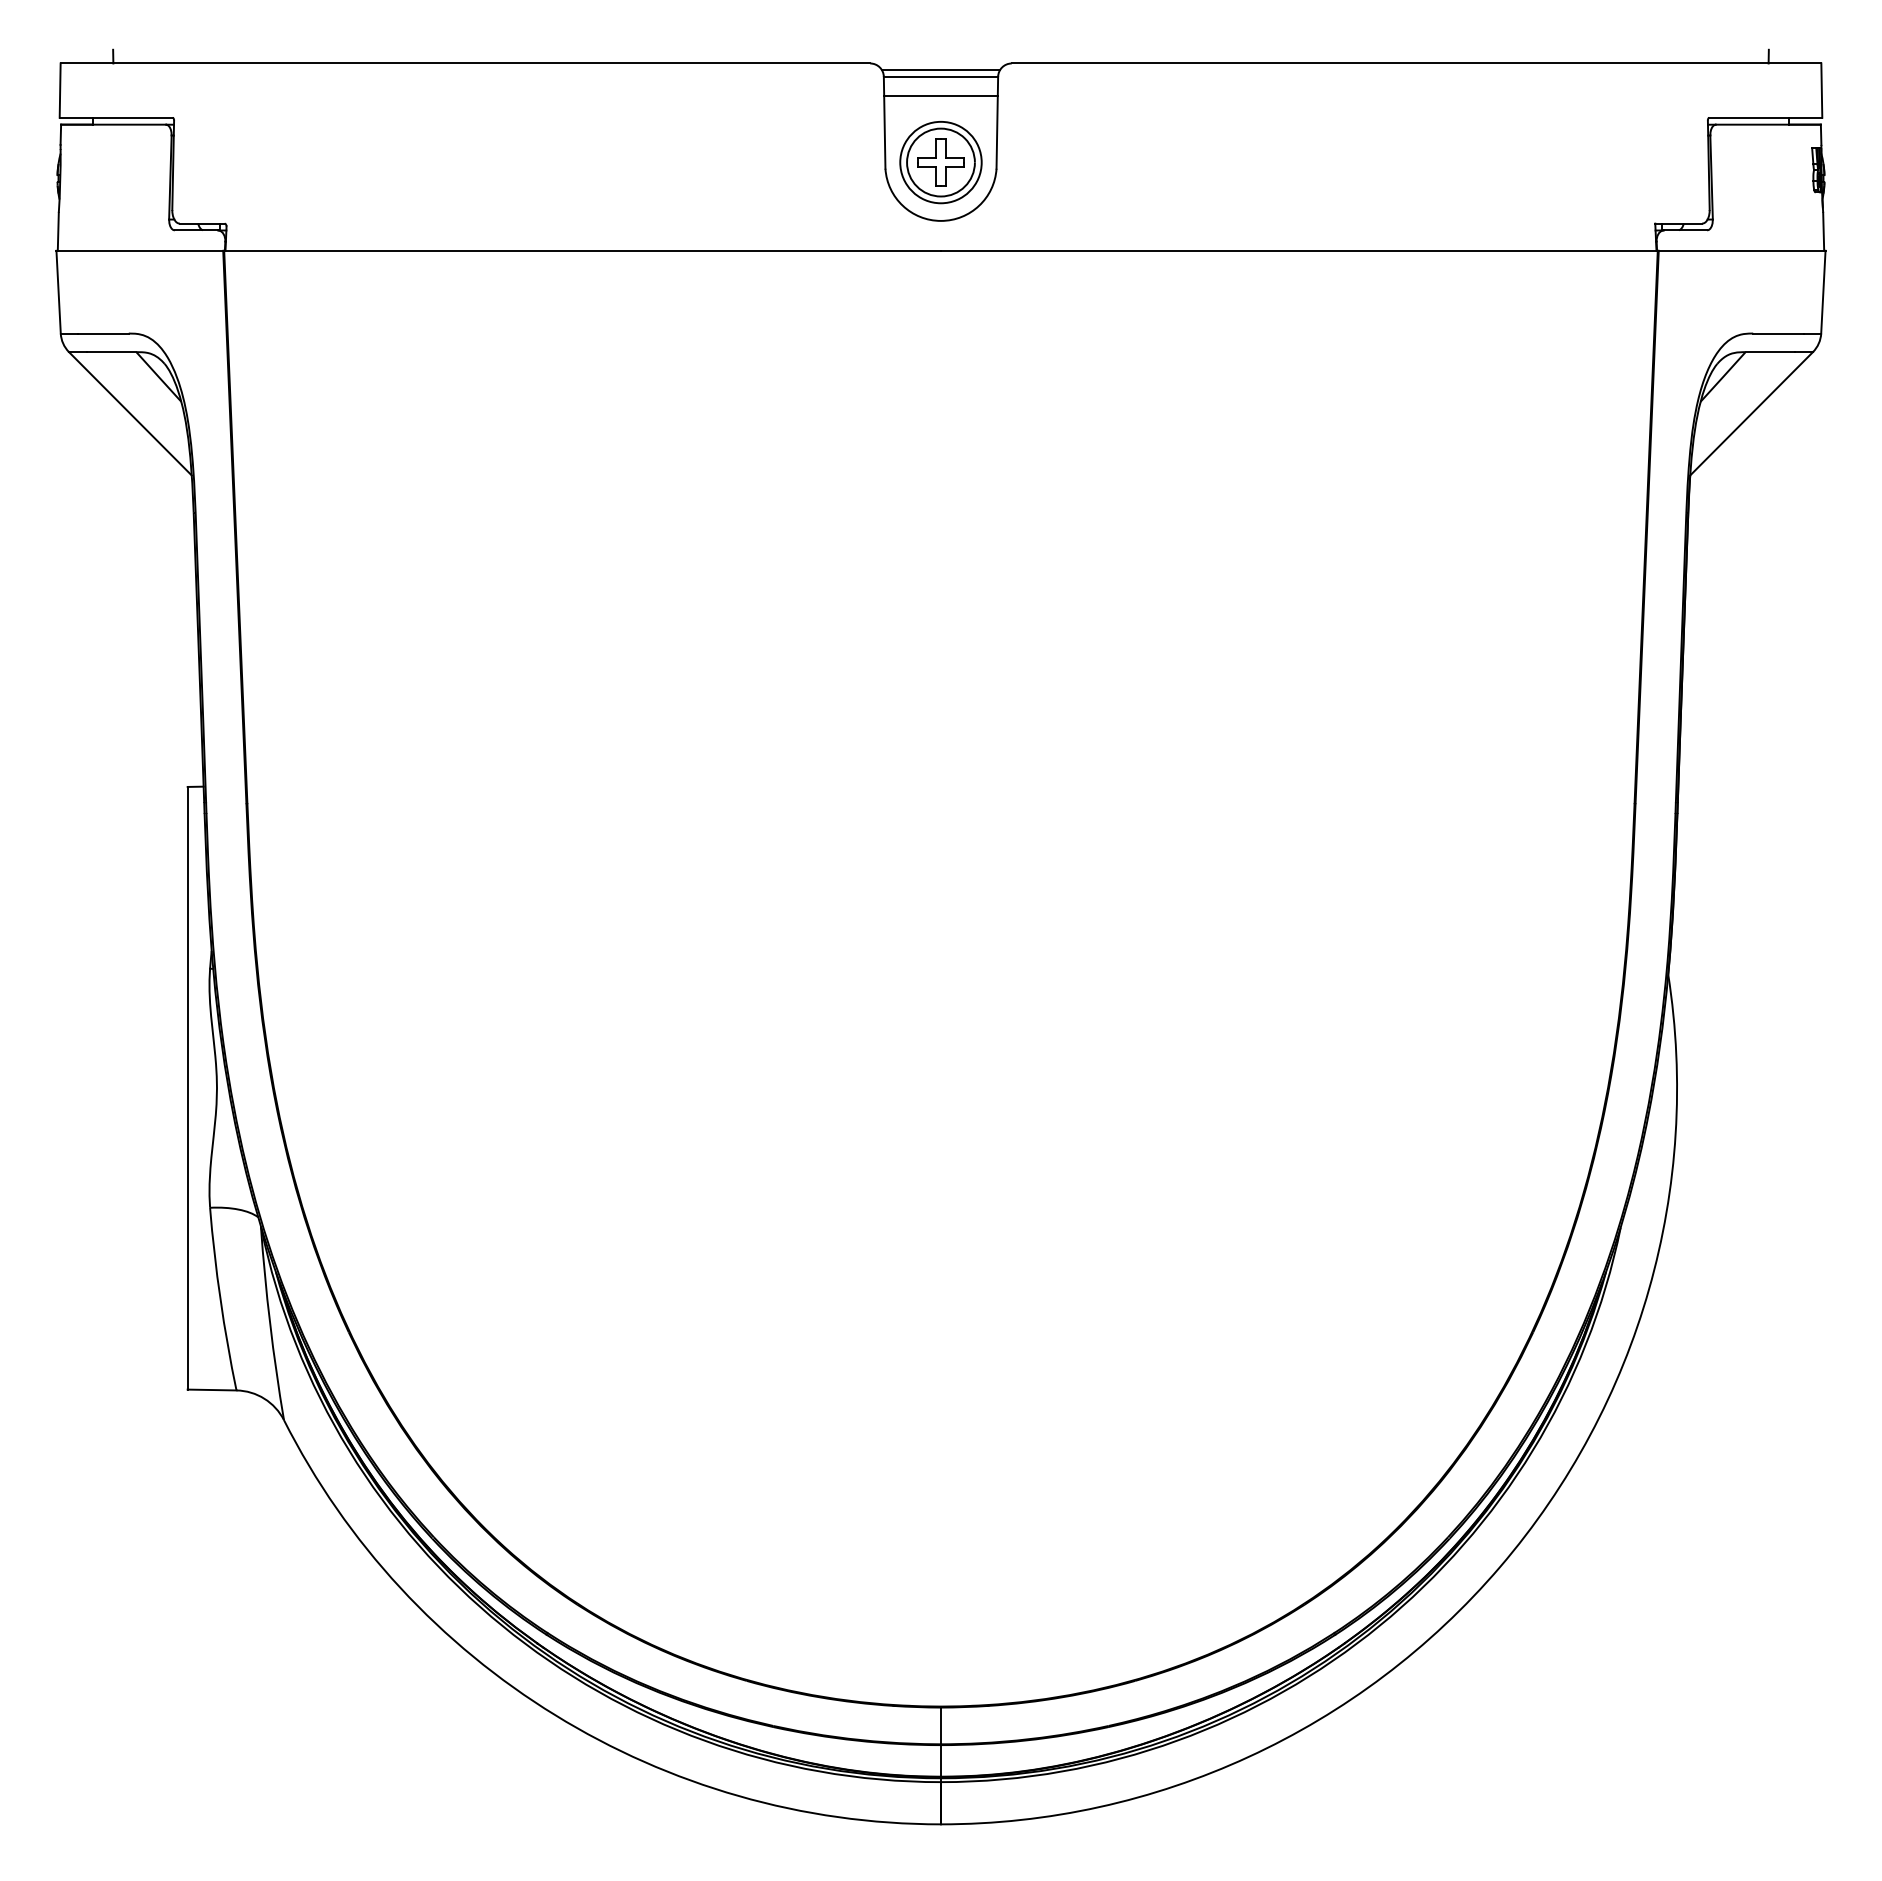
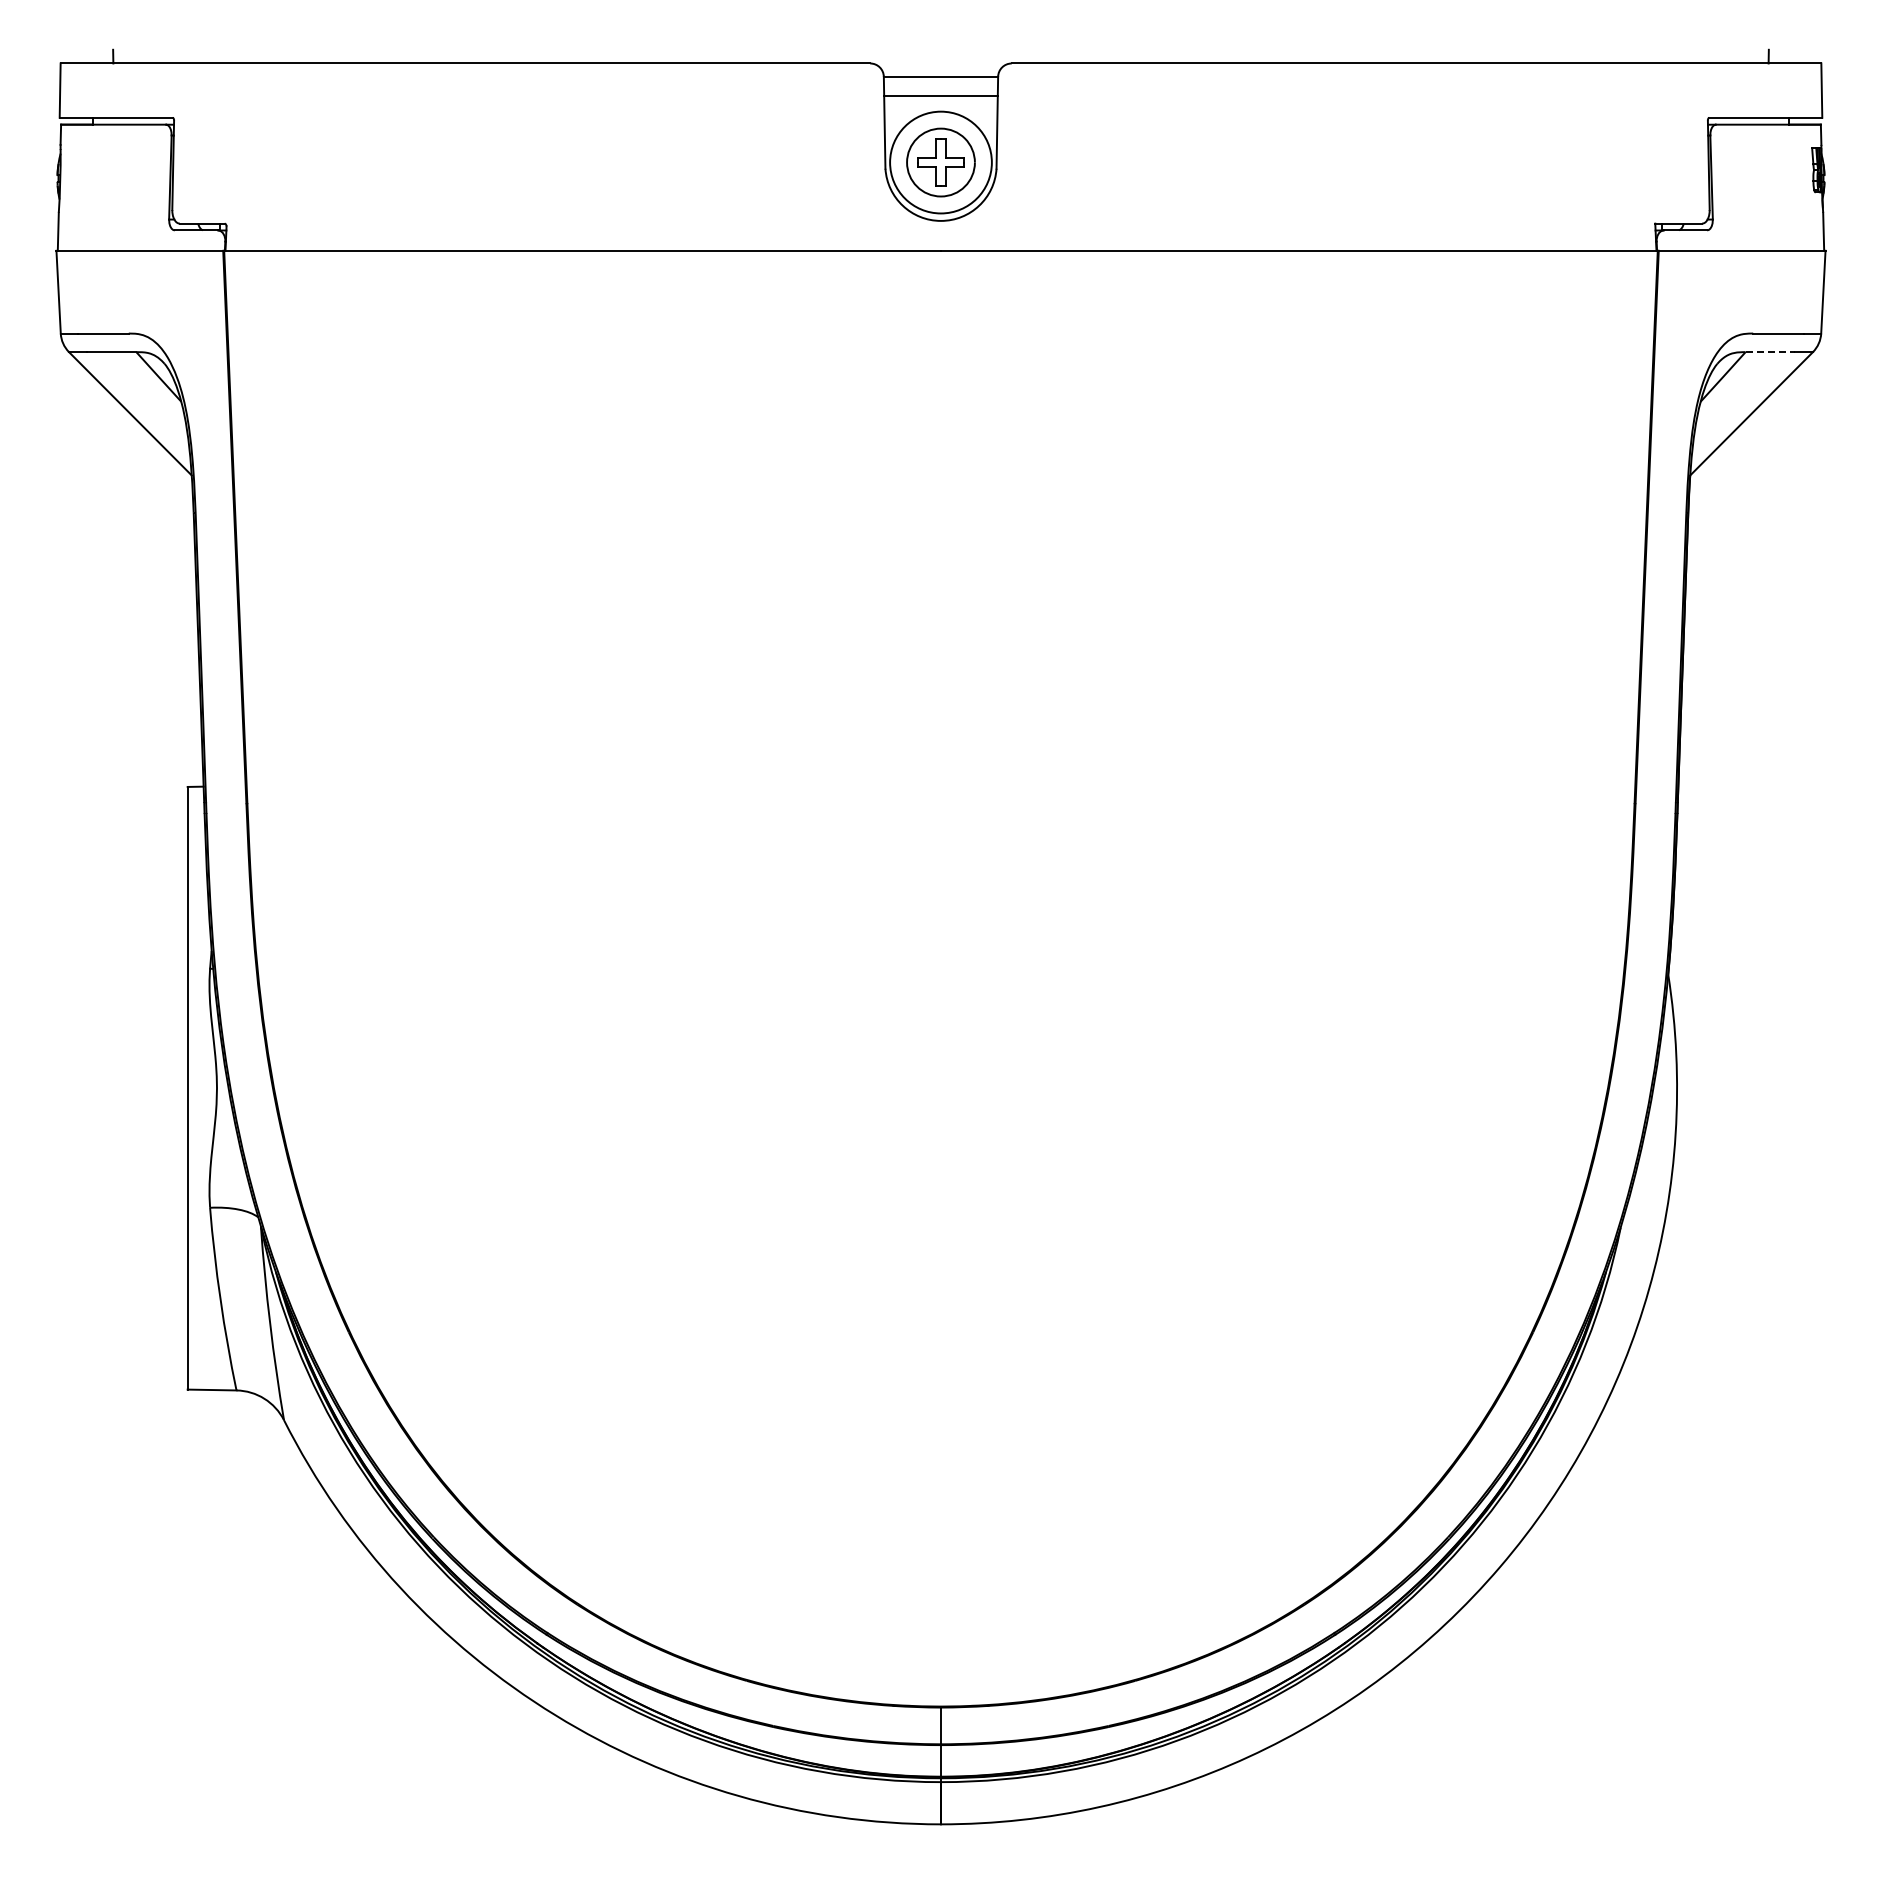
line: present -> none (940, 70)
circle diameter: 81 px -> 102 px (940, 162)
line: solid -> dashed (1770, 352)
